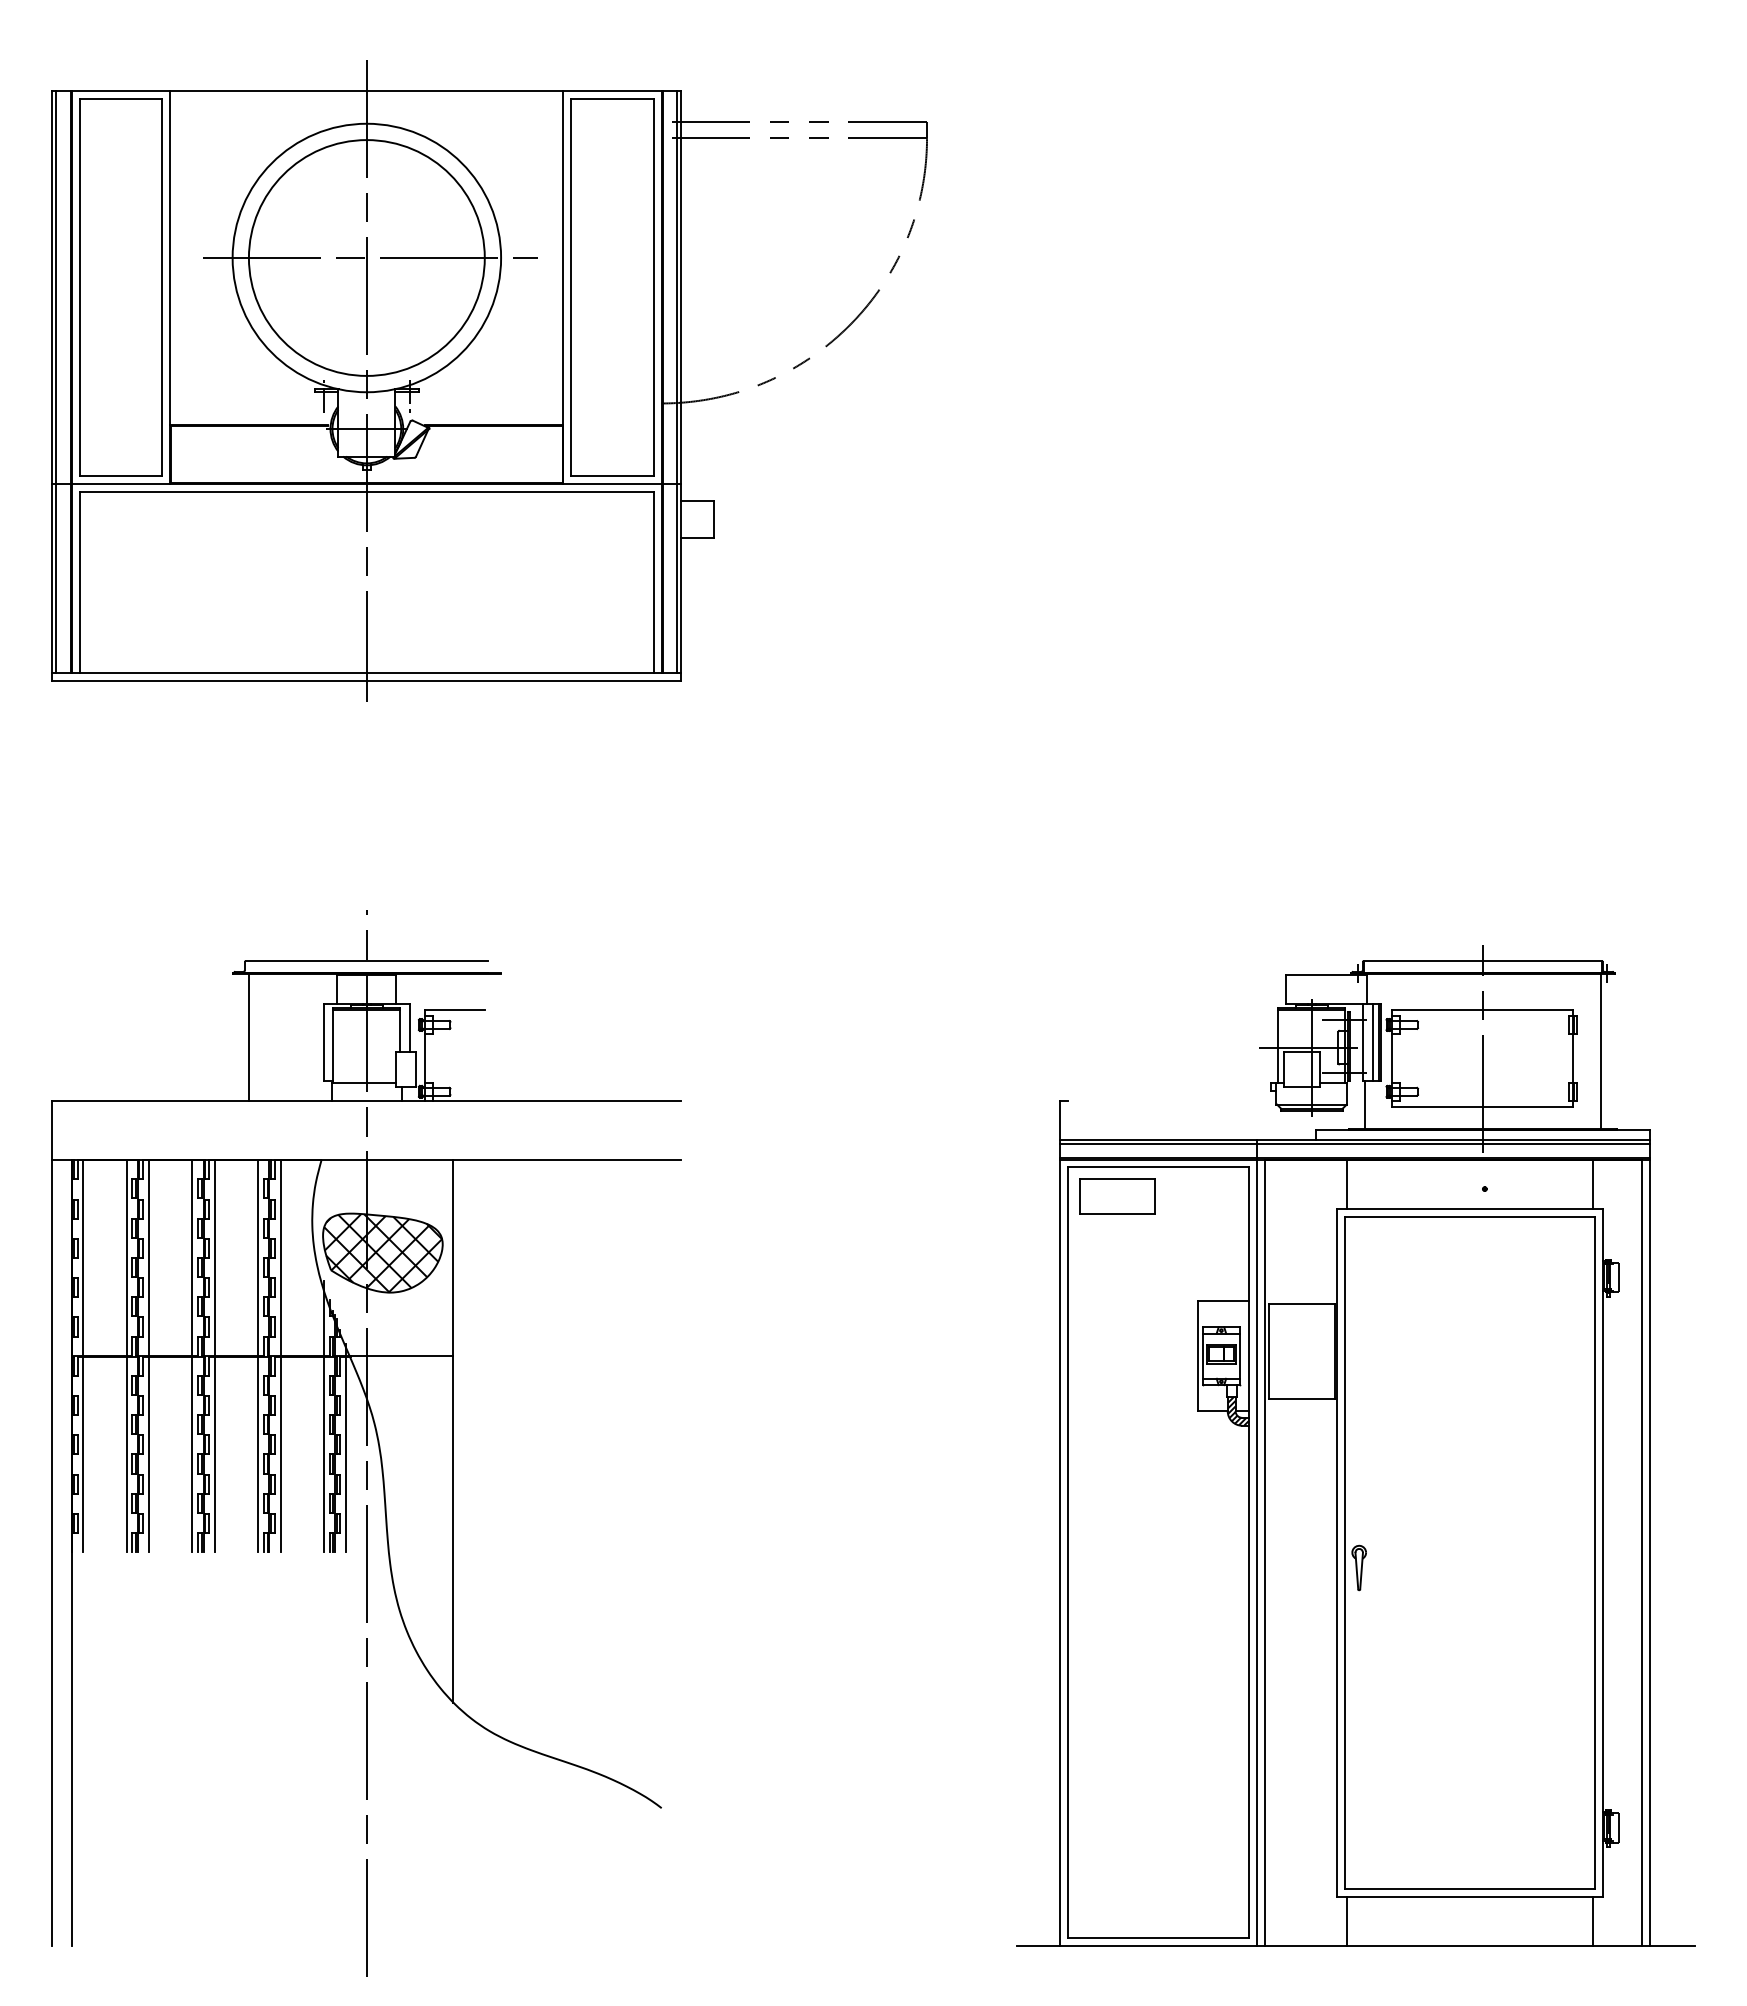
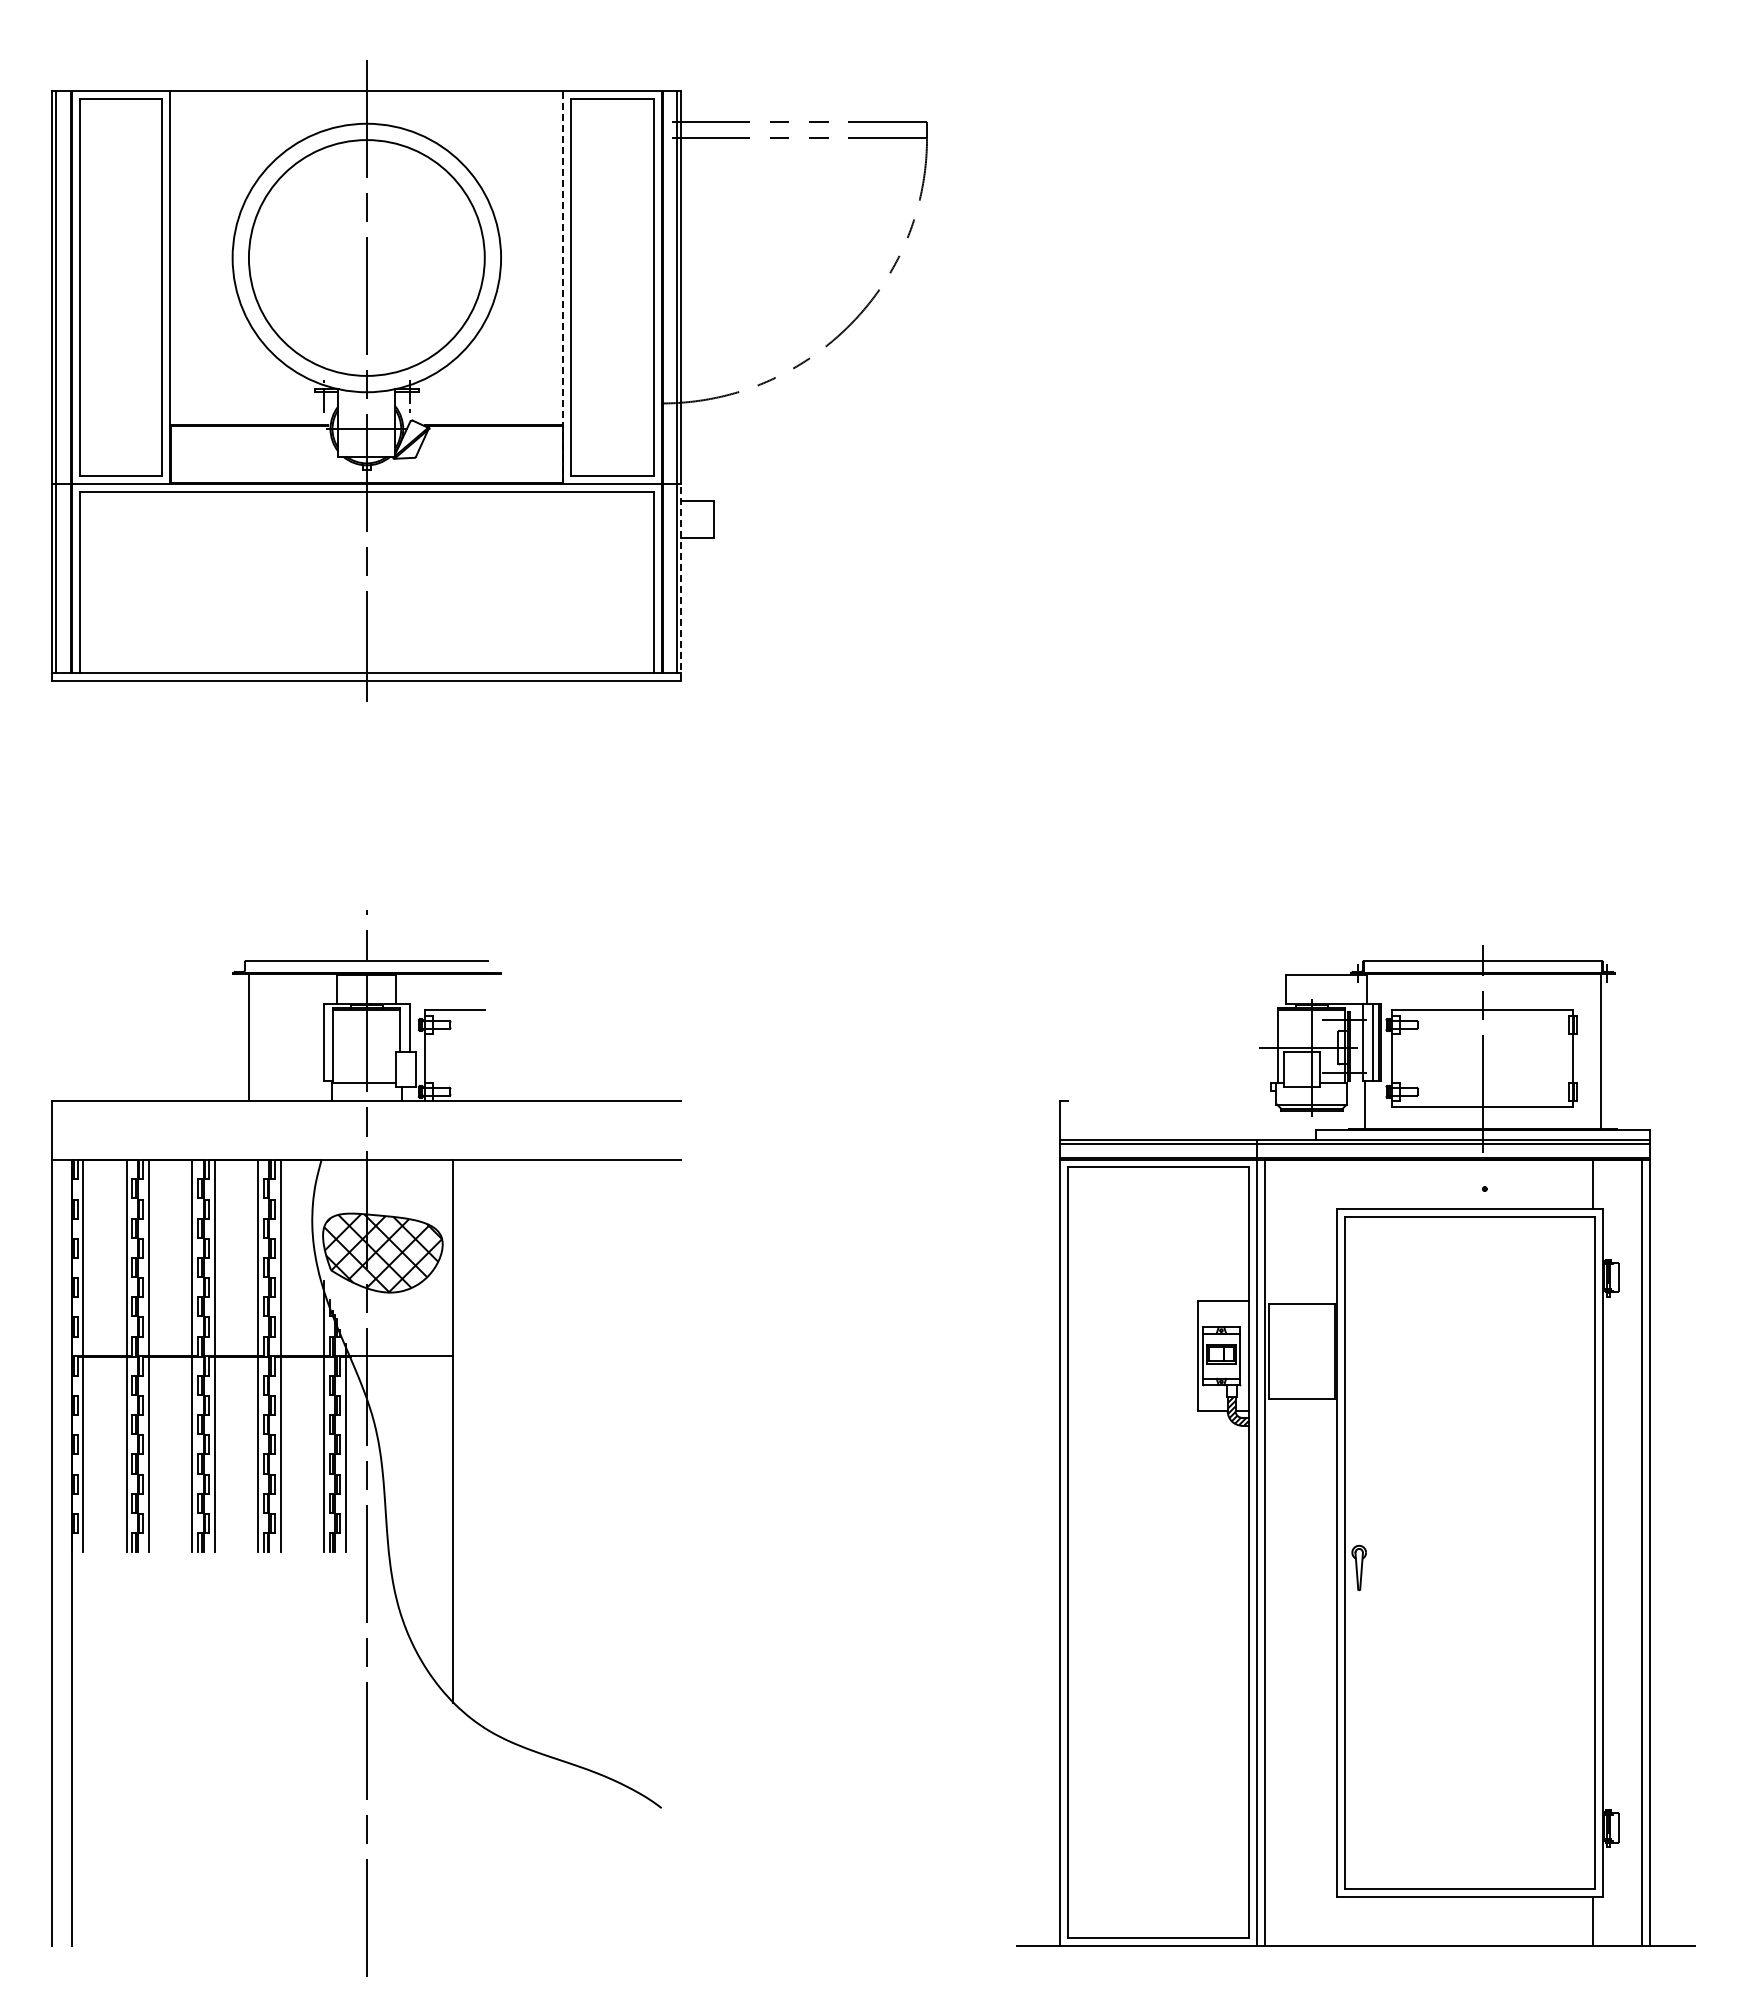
line: present -> none (370, 258)
line: solid -> dashed (563, 287)
line: solid -> dashed (681, 581)
line: present -> none (1347, 1183)
part: present -> none (1117, 1196)
line: present -> none (1347, 1920)
